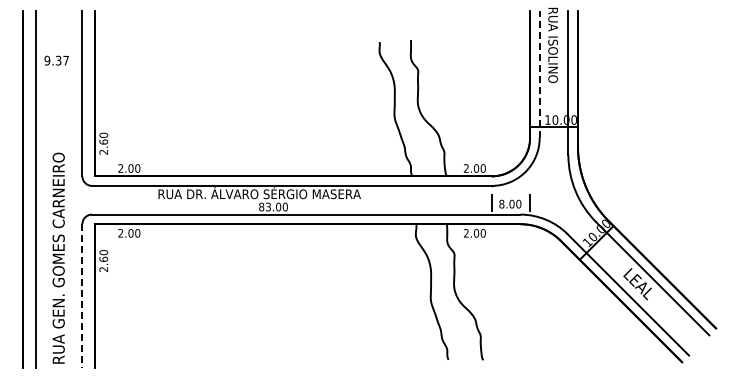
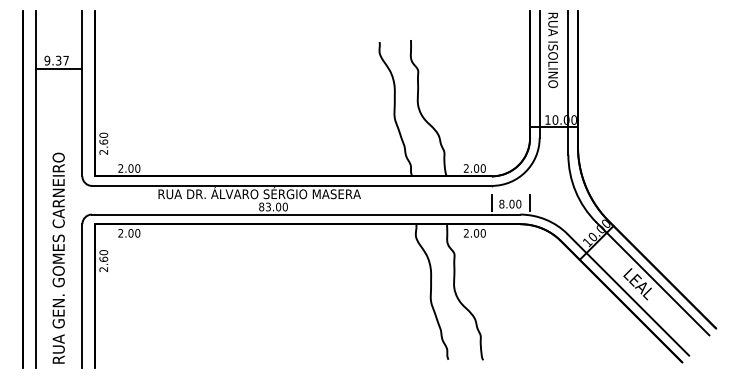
text position: (552, 45) -> (552, 50) (552, 50)
line: none -> present (58, 69)
line: dashed -> solid (539, 74)
line: dashed -> solid (82, 295)
